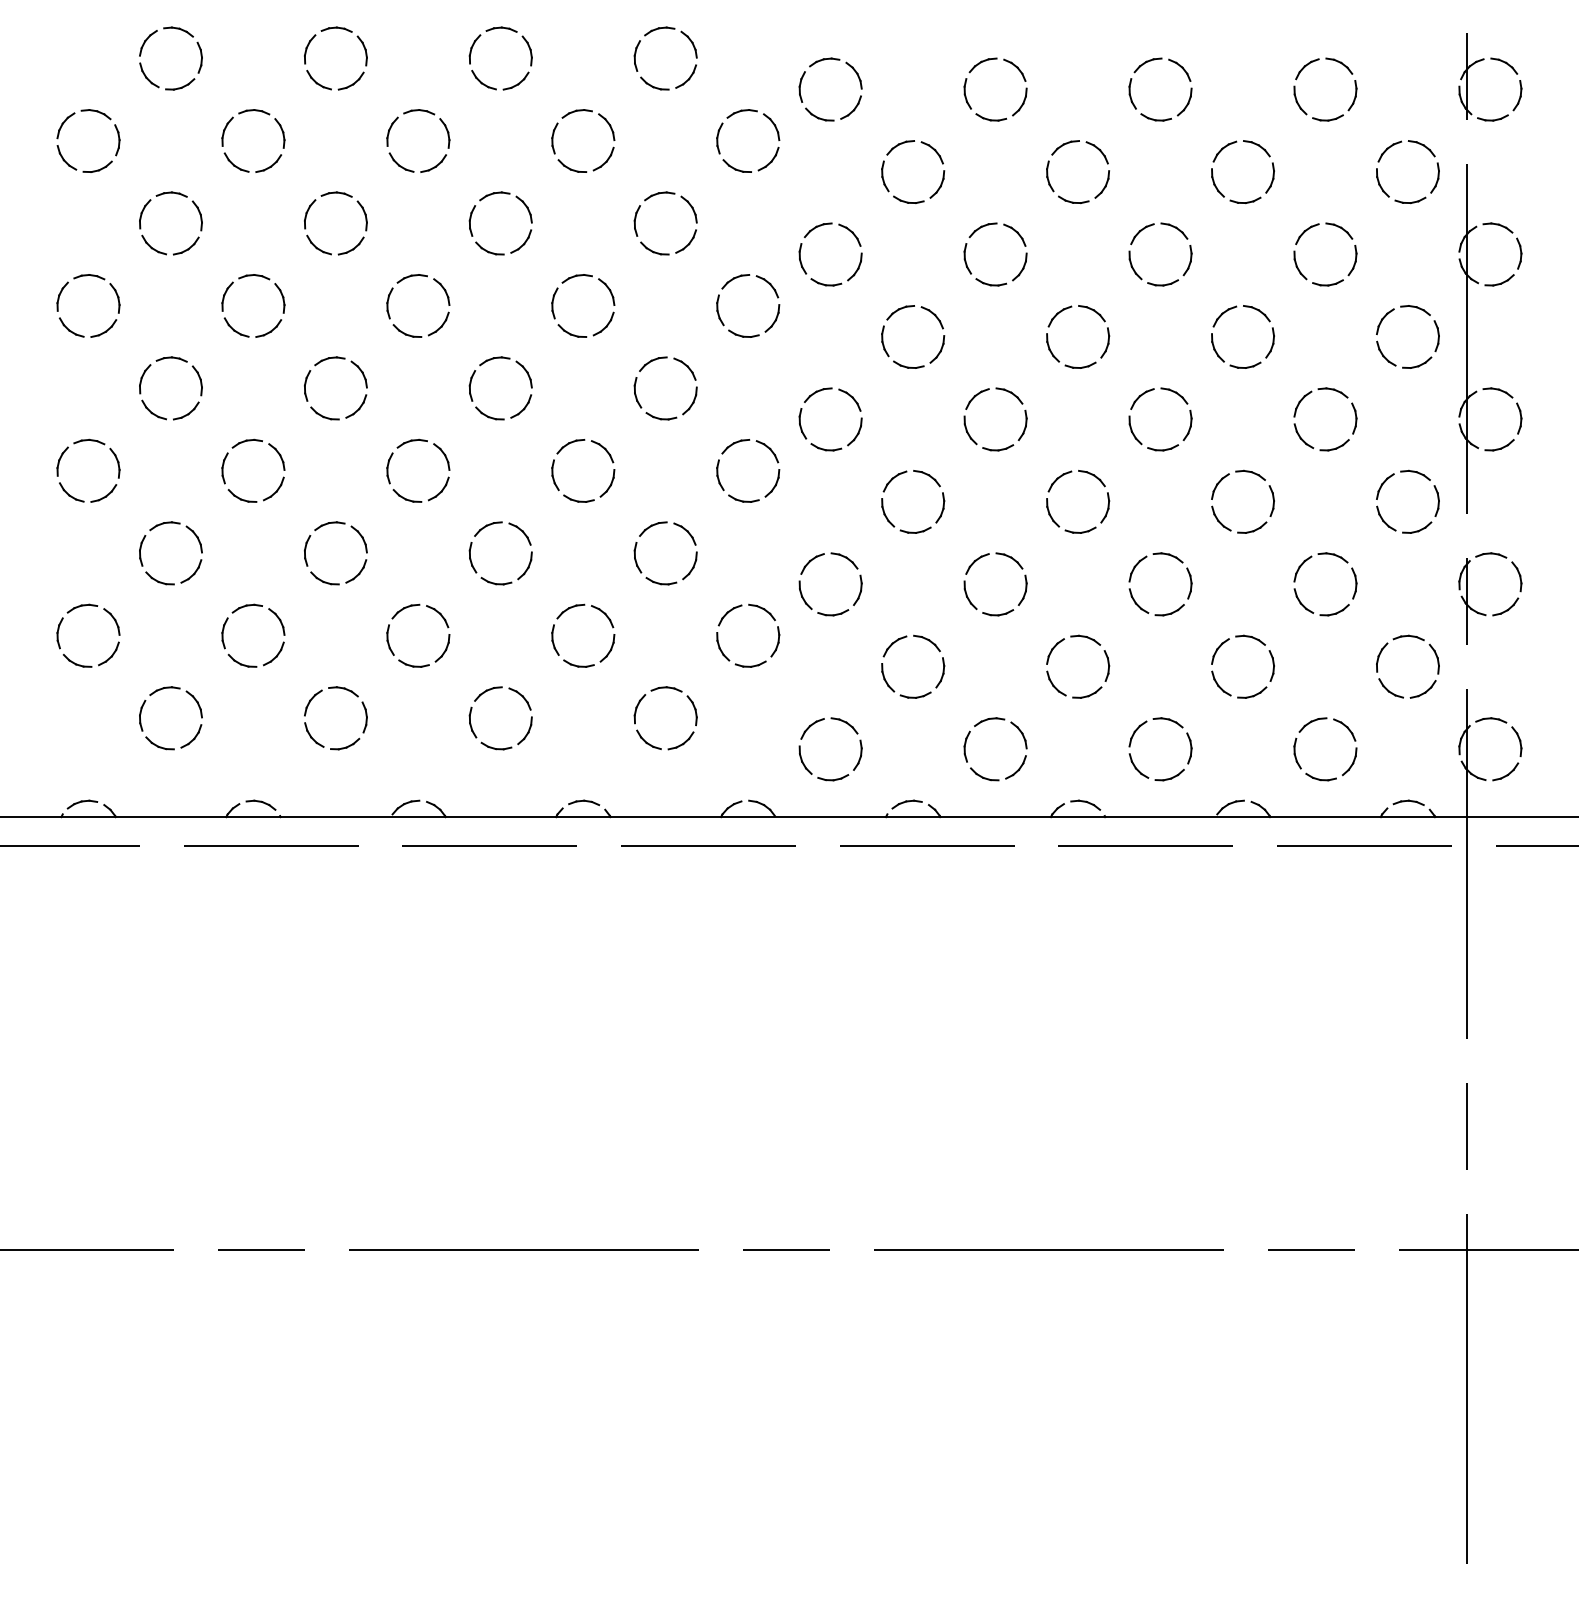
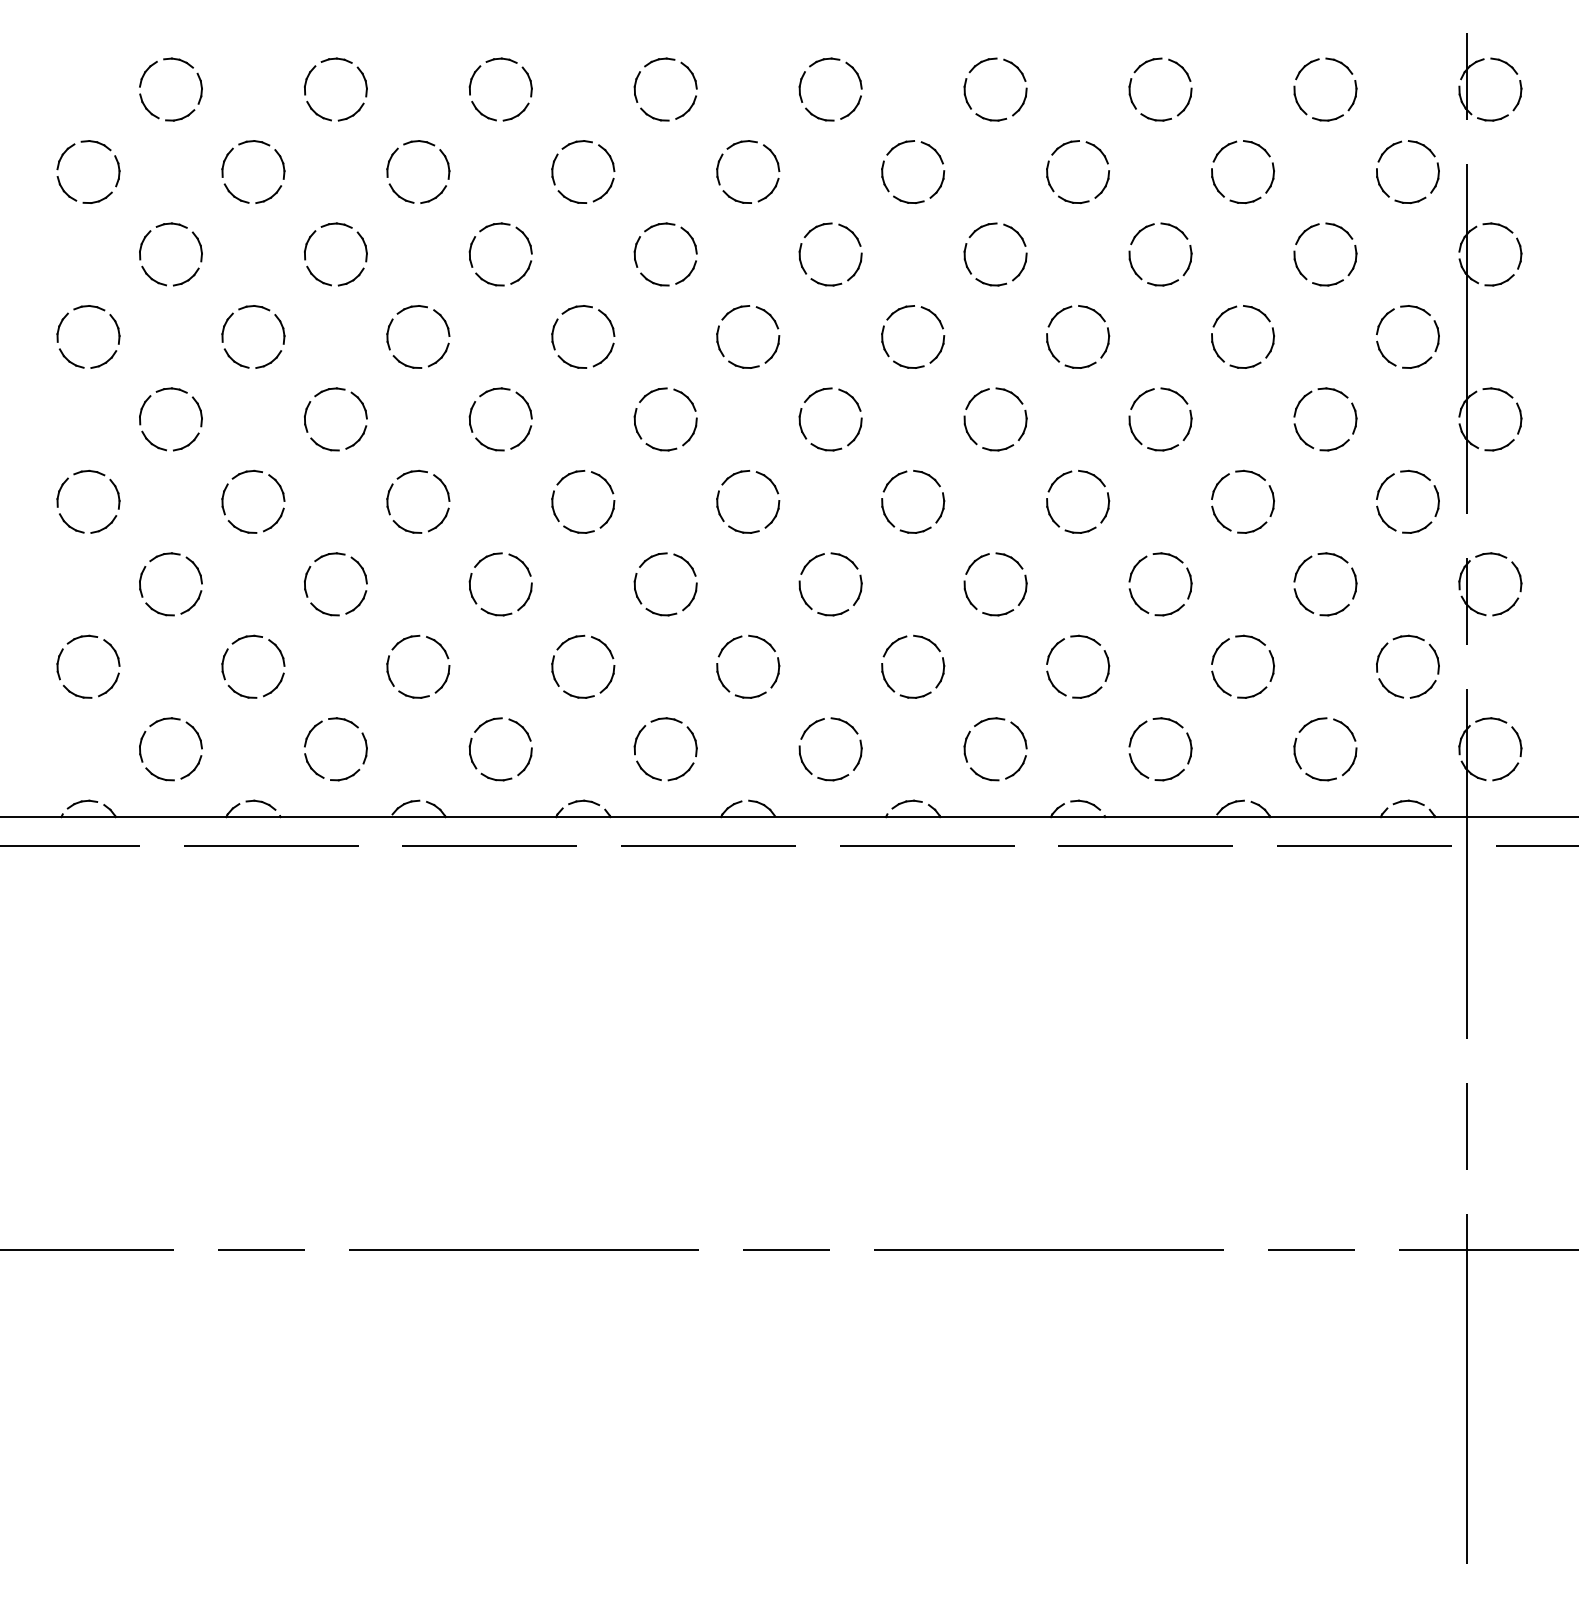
part position: (419, 438) -> (419, 469) (419, 469)
